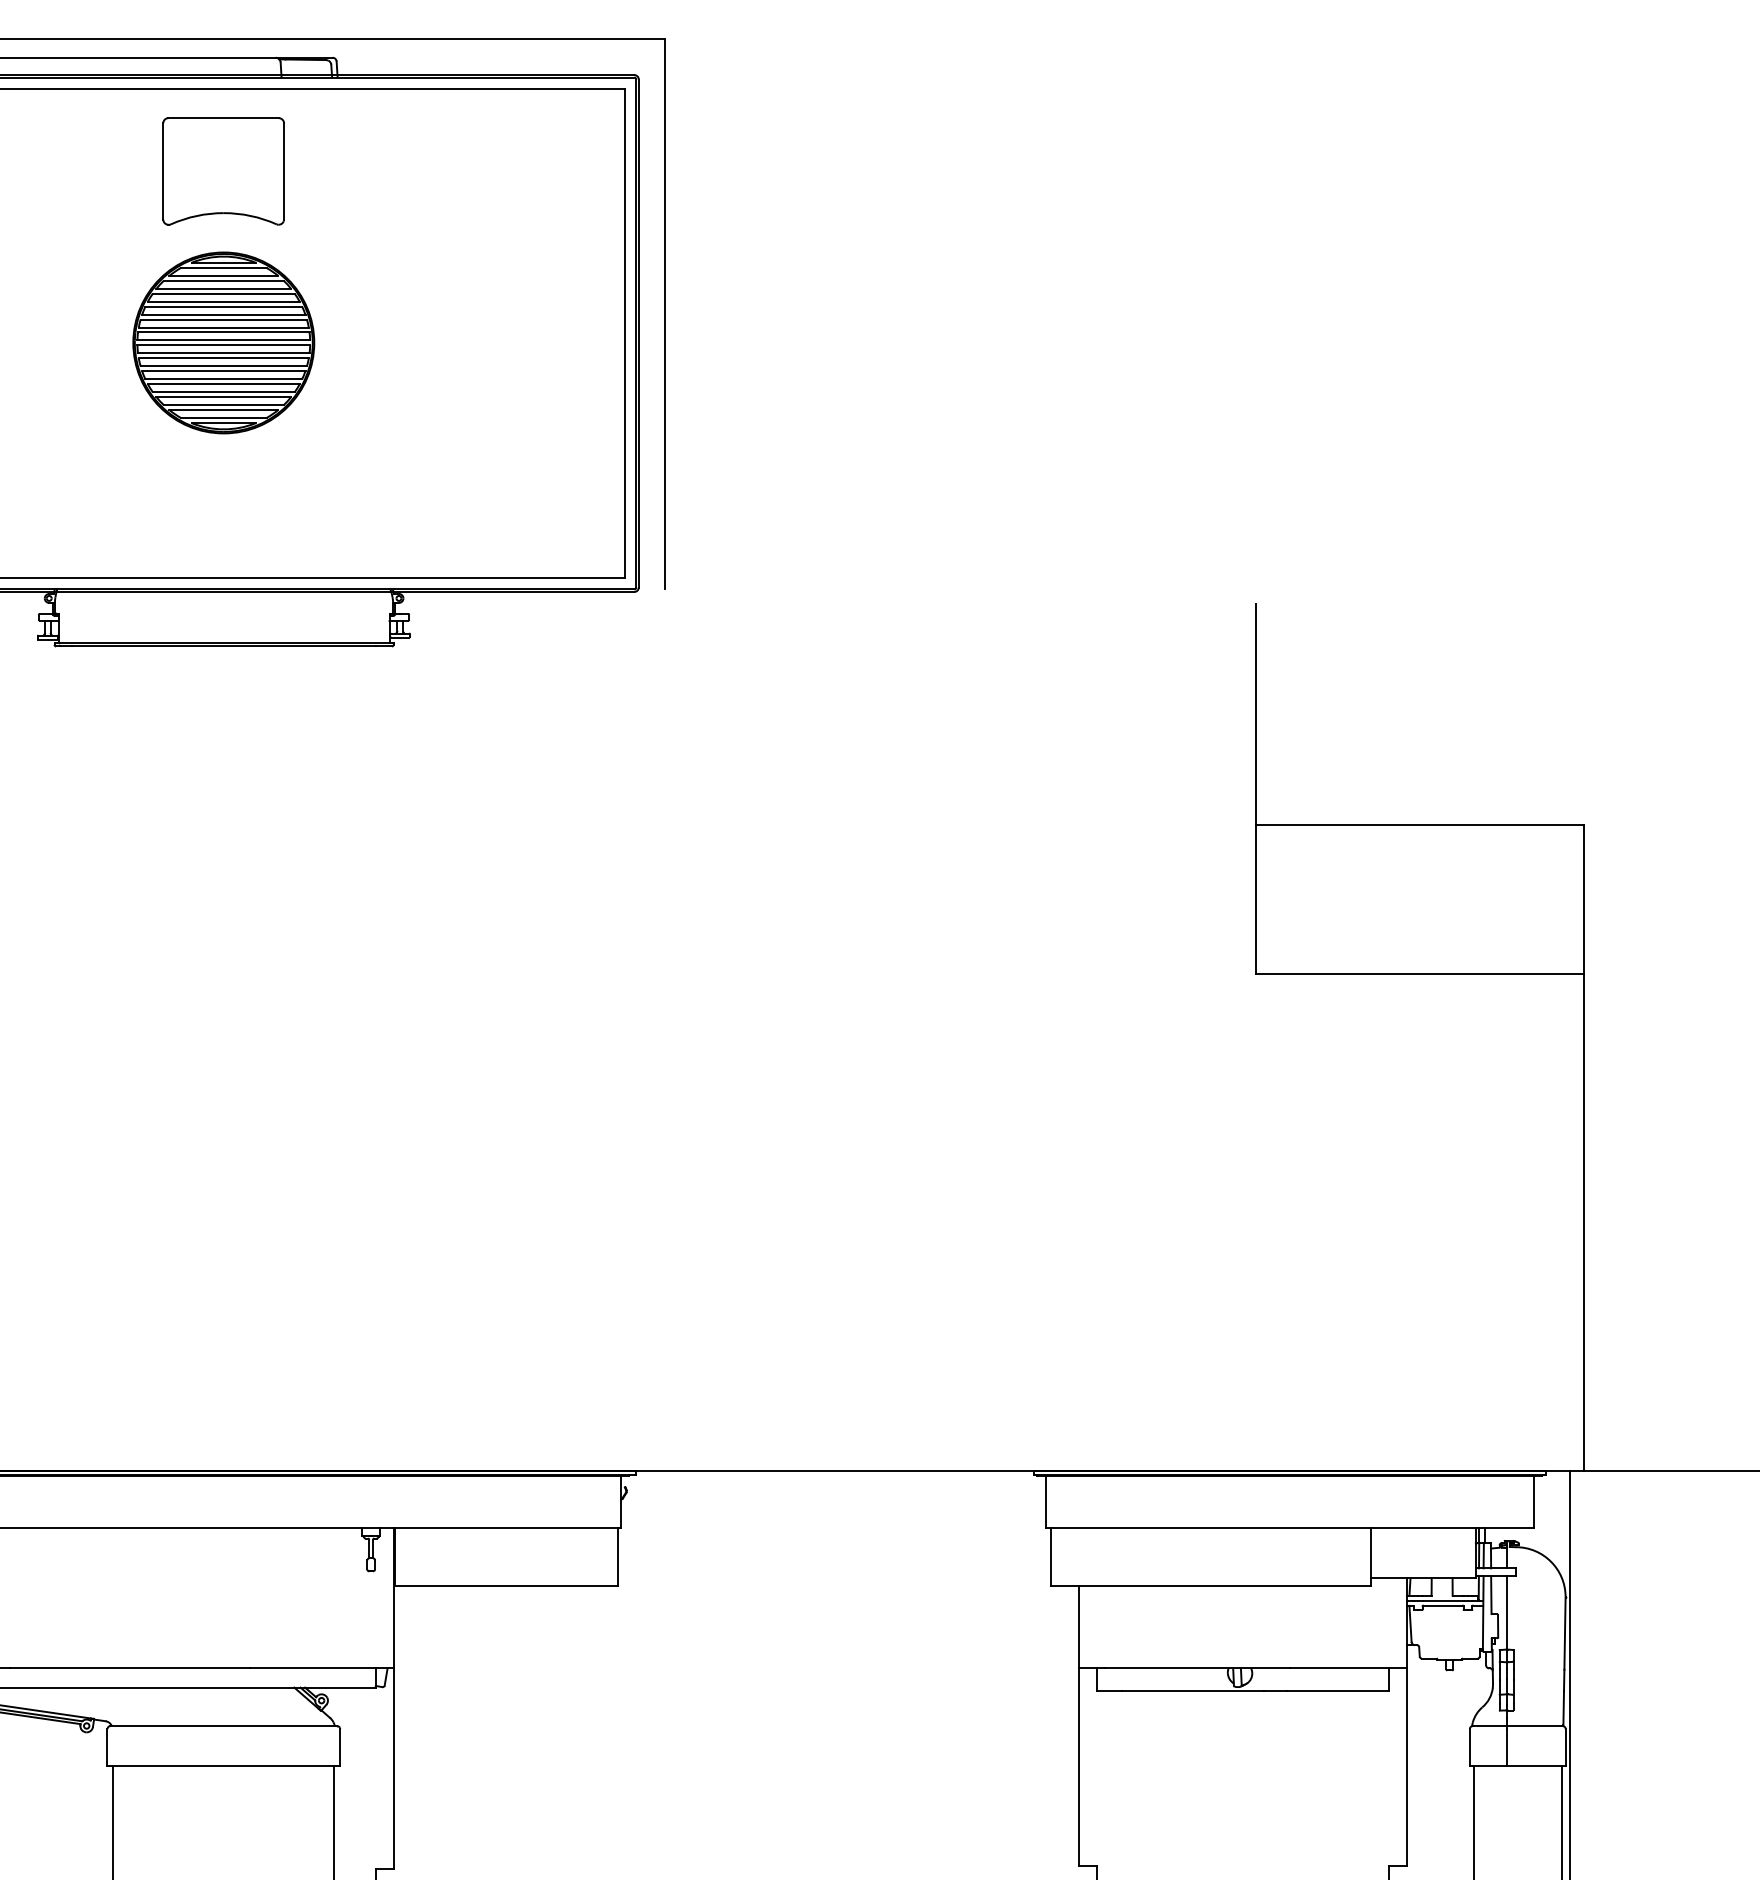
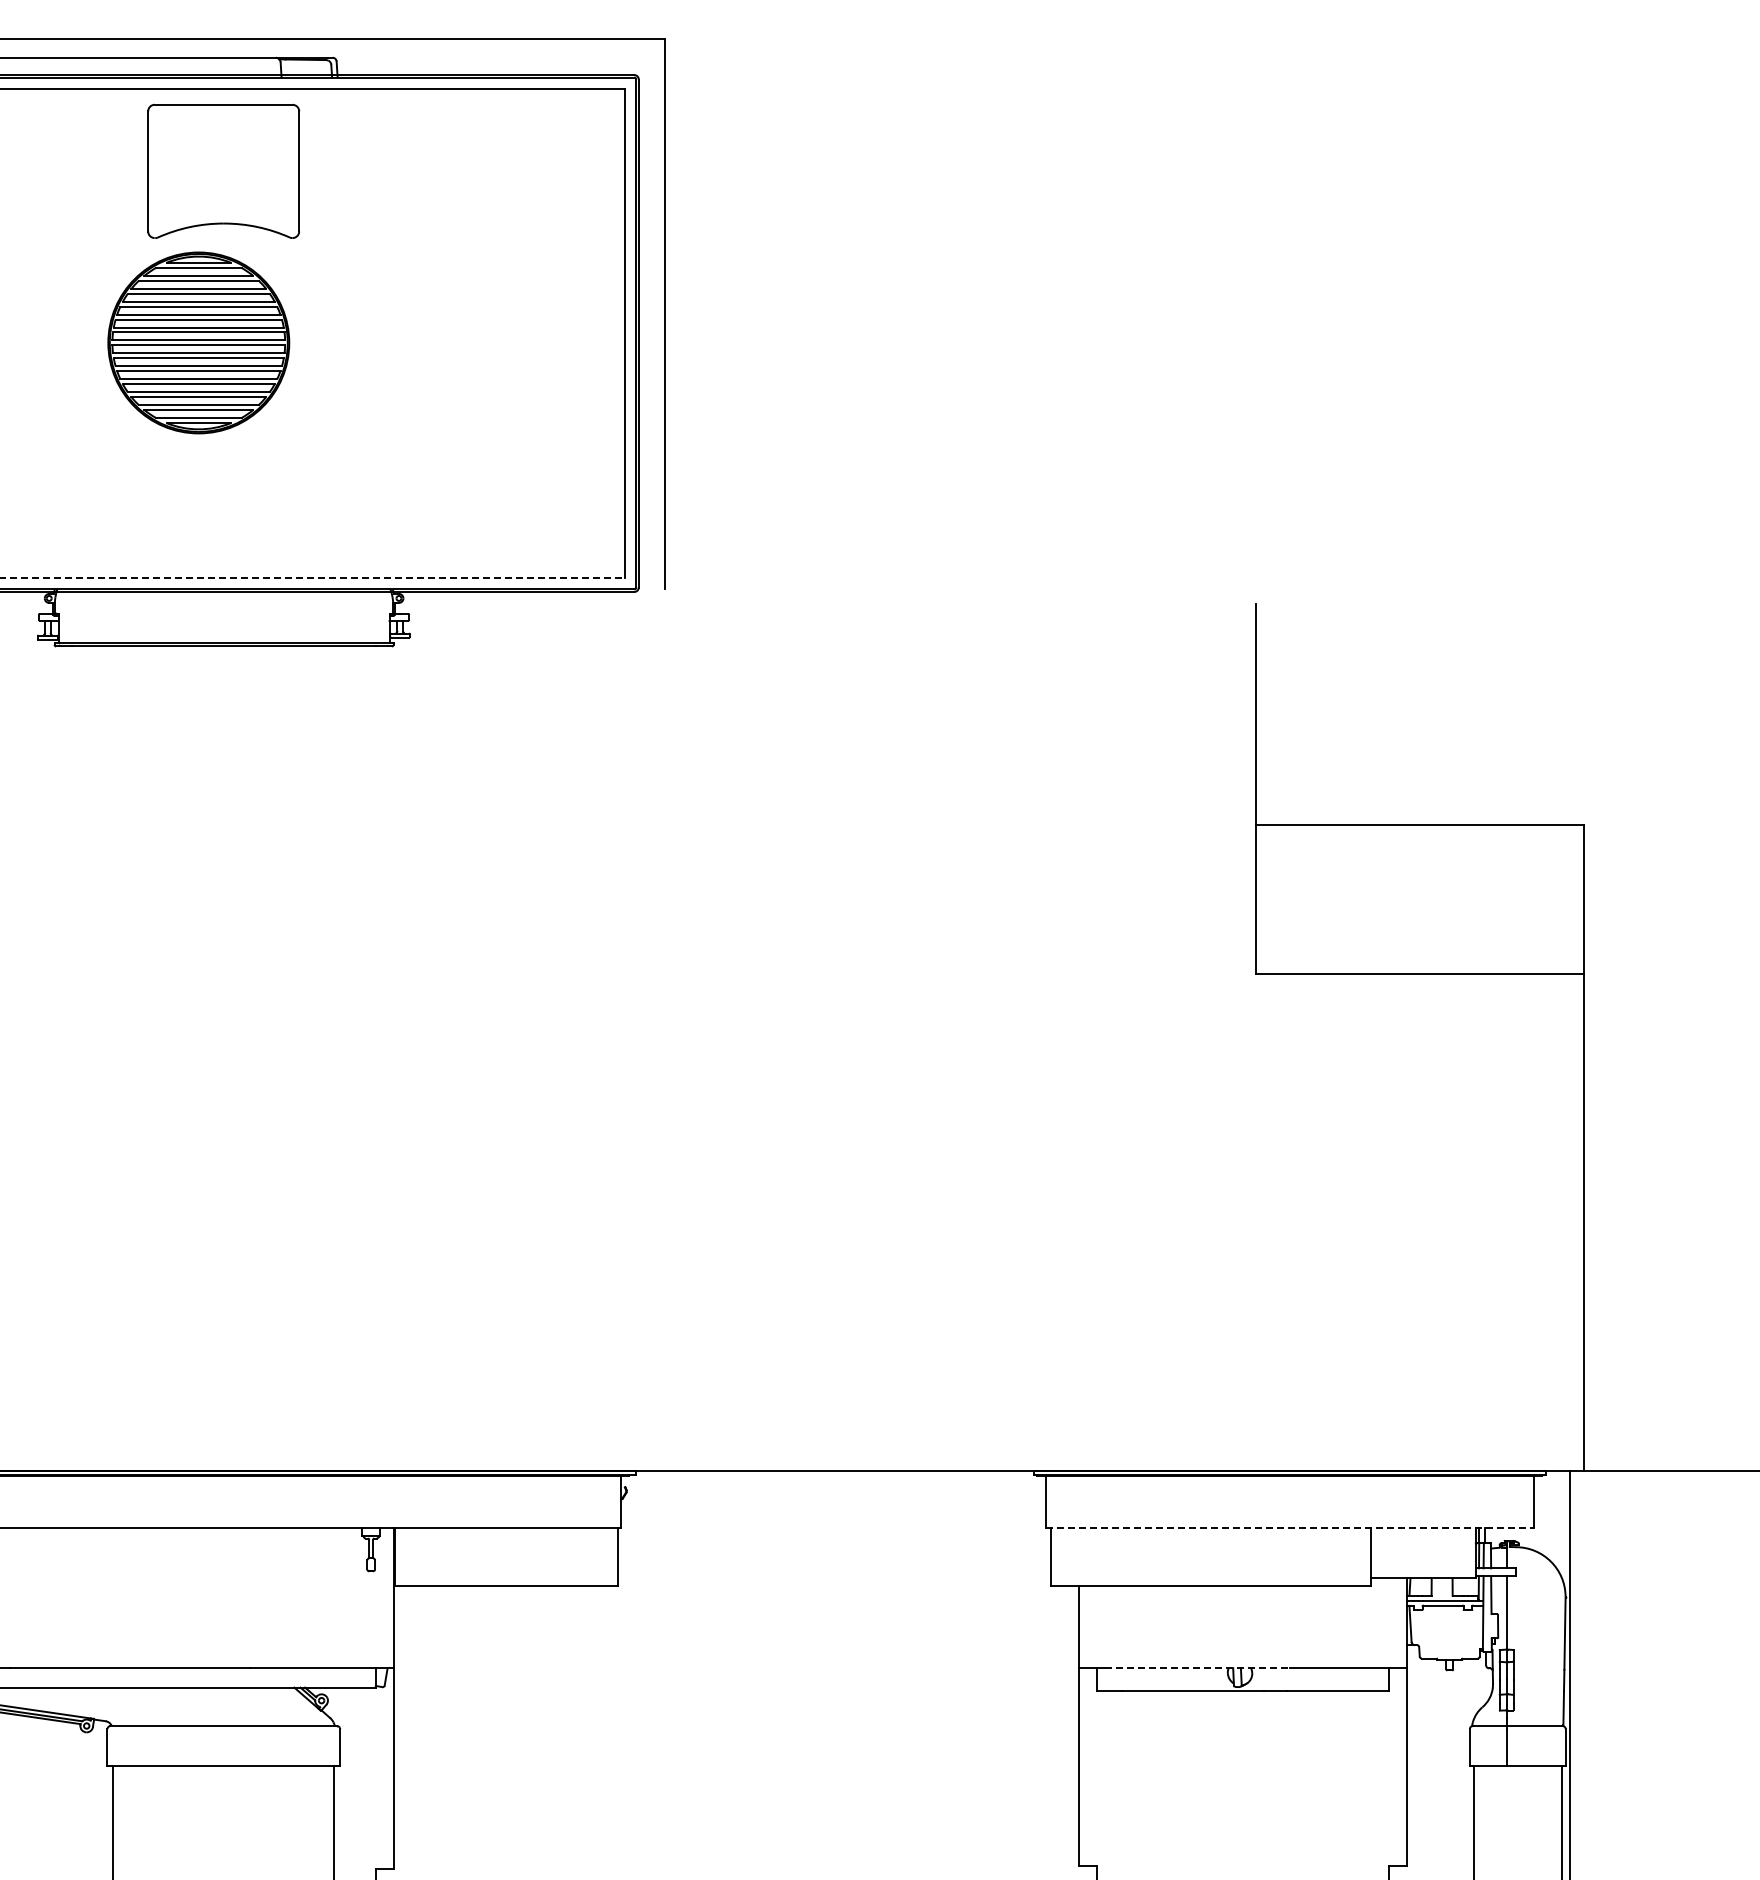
part size: 123x109 px -> 154x135 px (223, 171)
part position: (223, 342) -> (198, 342) (198, 342)
line: solid -> dashed (313, 578)
line: solid -> dashed (1289, 1527)
line: solid -> dashed (1197, 1668)
